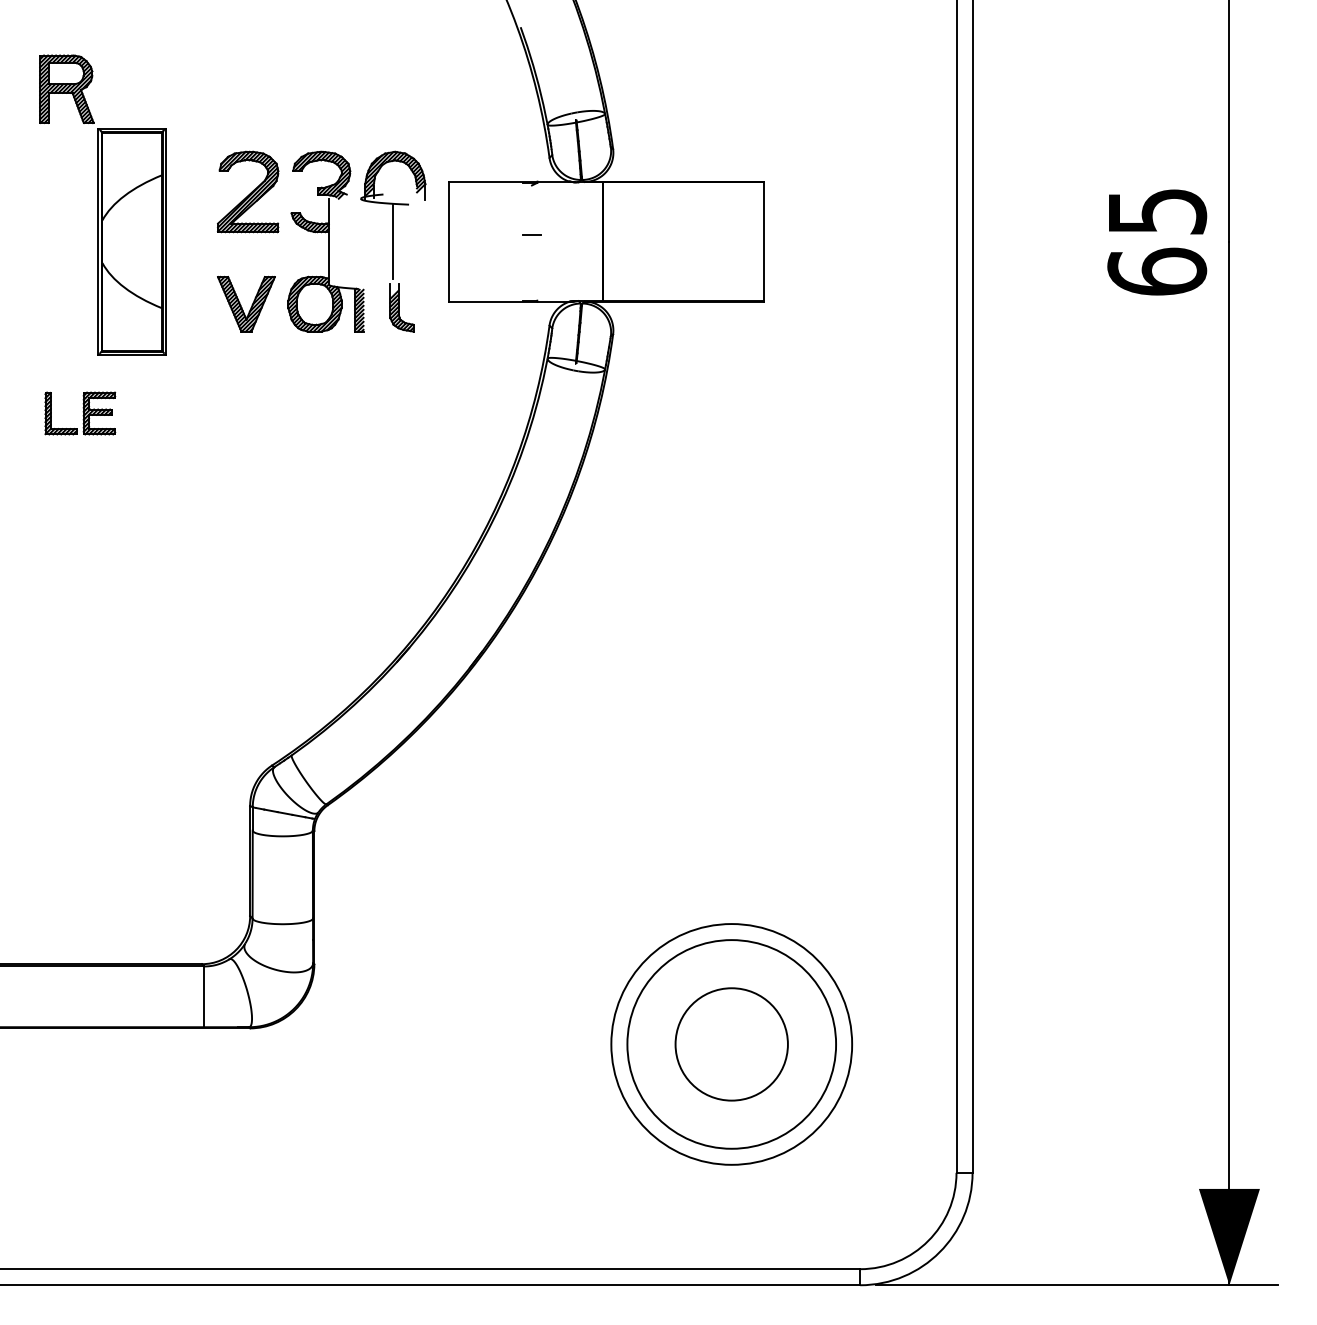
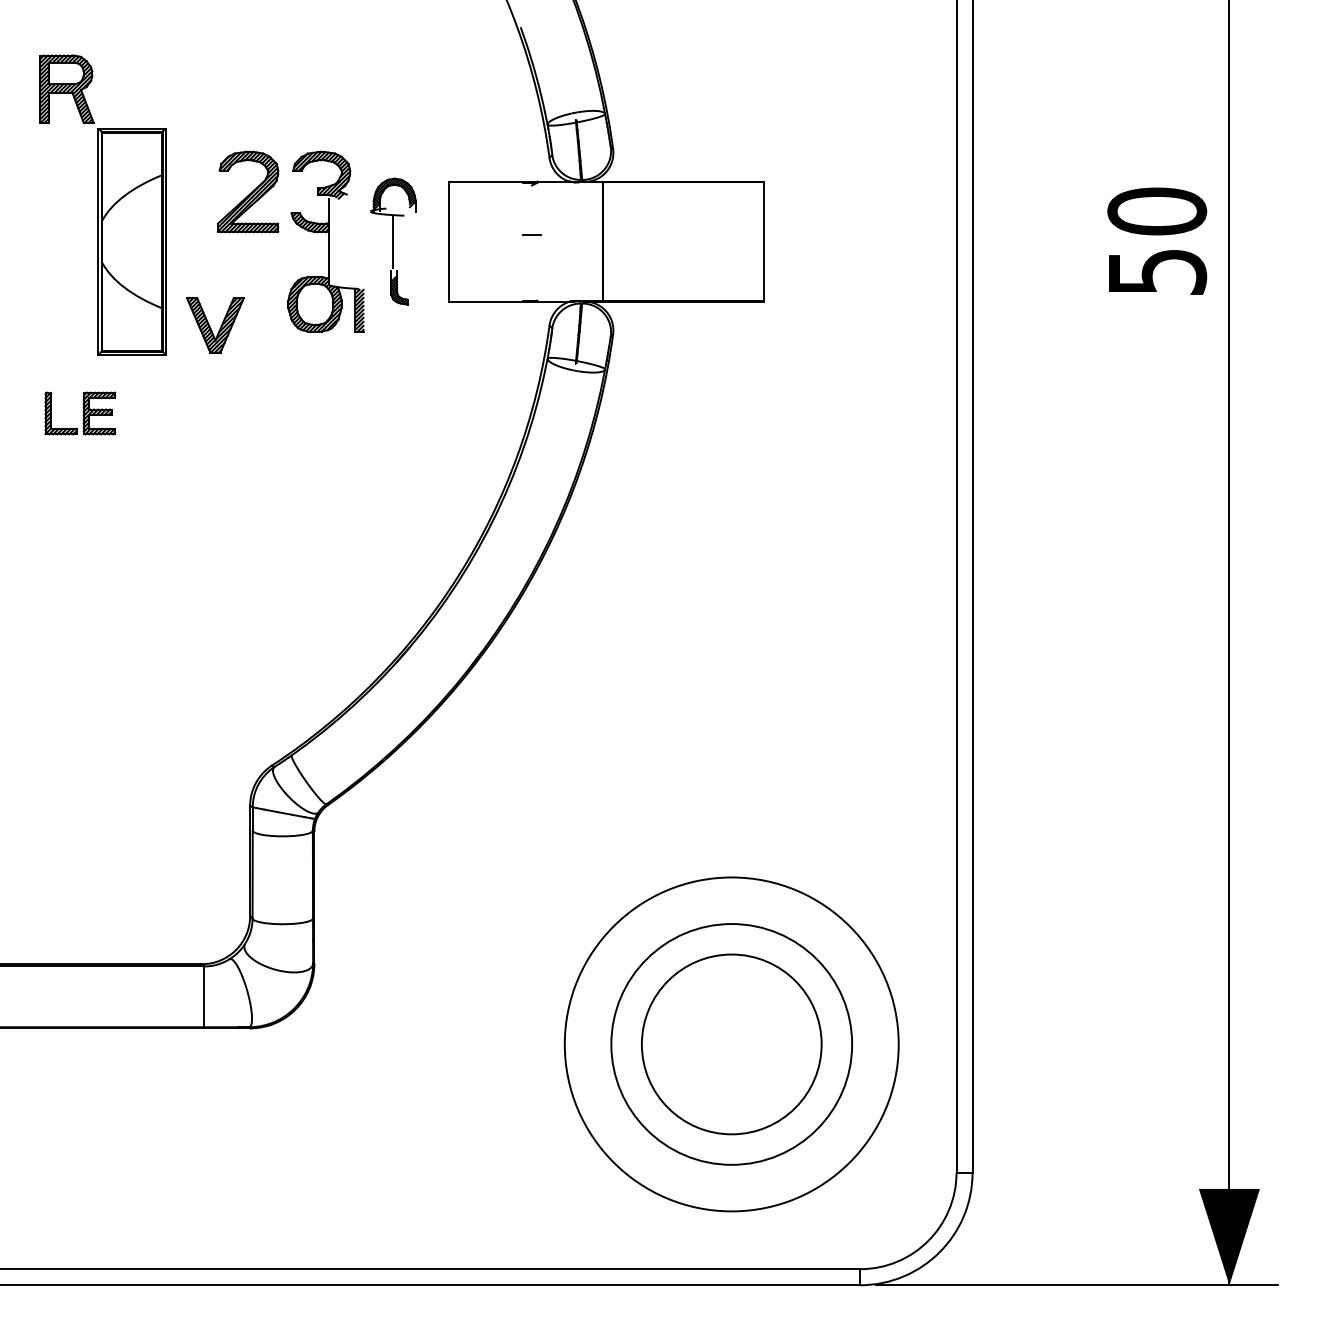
part size: 67x183 px -> 47x129 px (393, 241)
text: 65 -> 50 (1157, 241)
part position: (246, 303) -> (215, 324) (215, 324)
circle diameter: 112 px -> 180 px (731, 1044)
circle diameter: 209 px -> 334 px (731, 1044)
